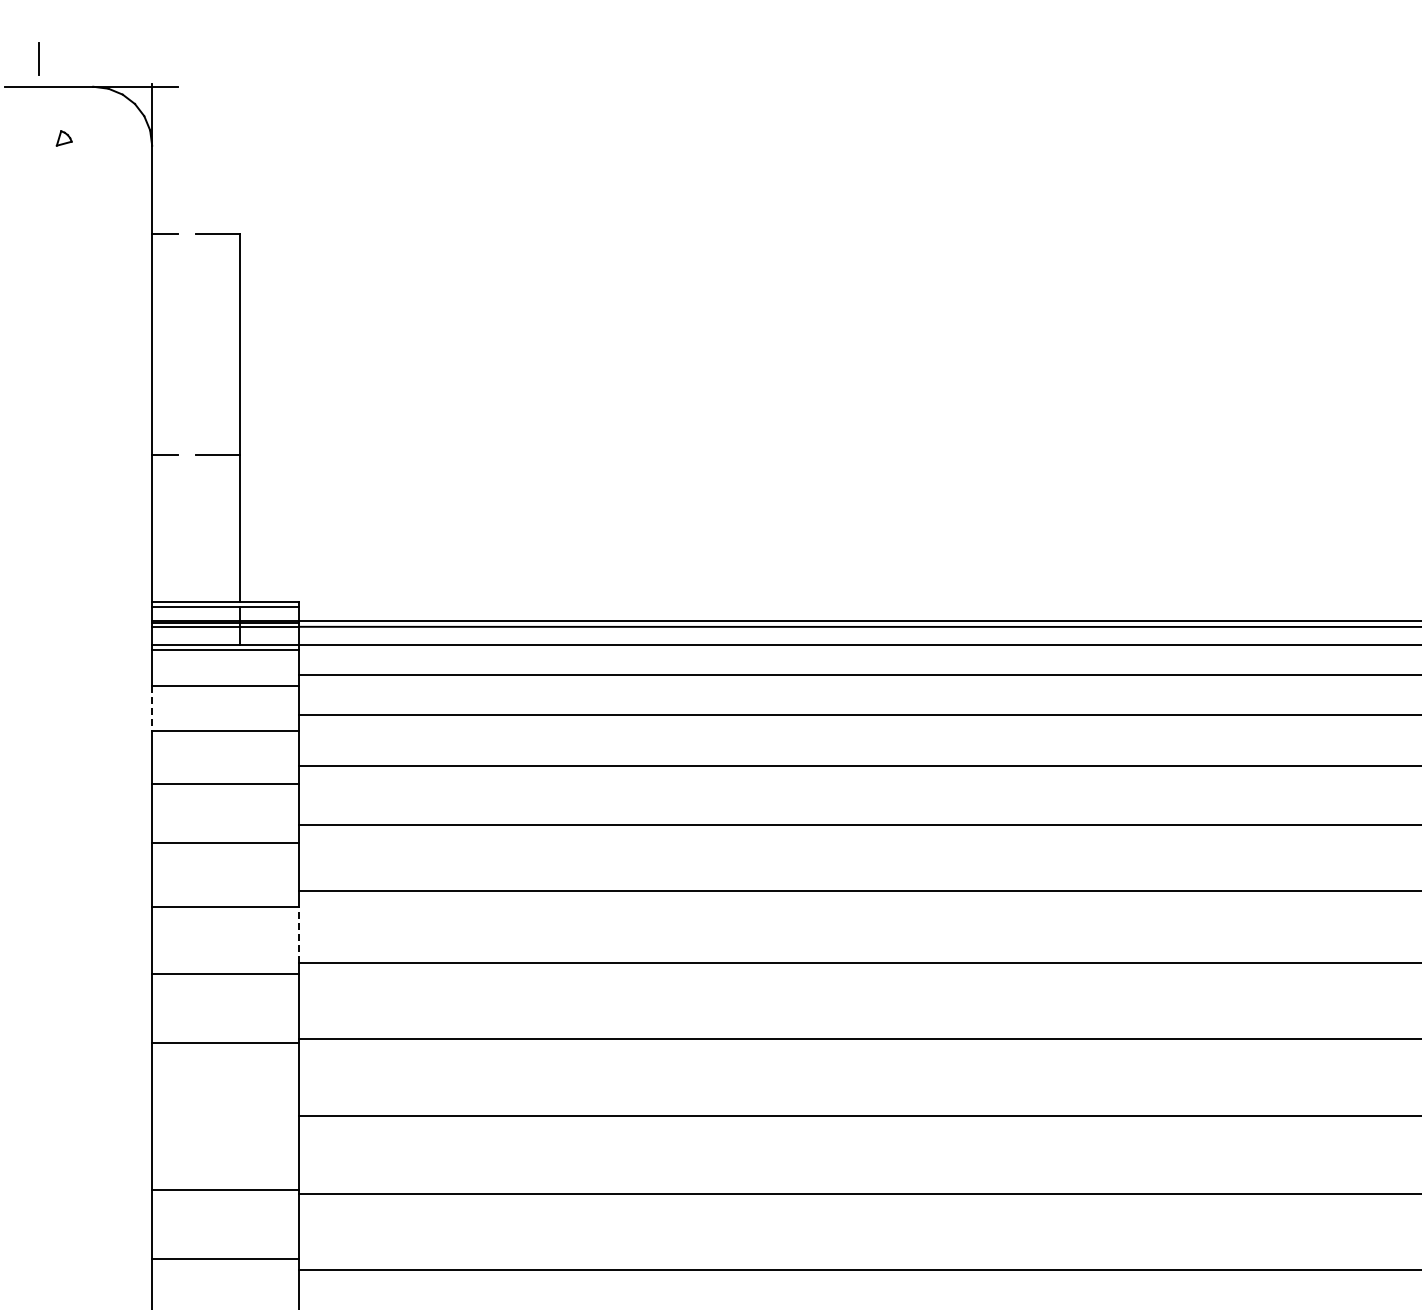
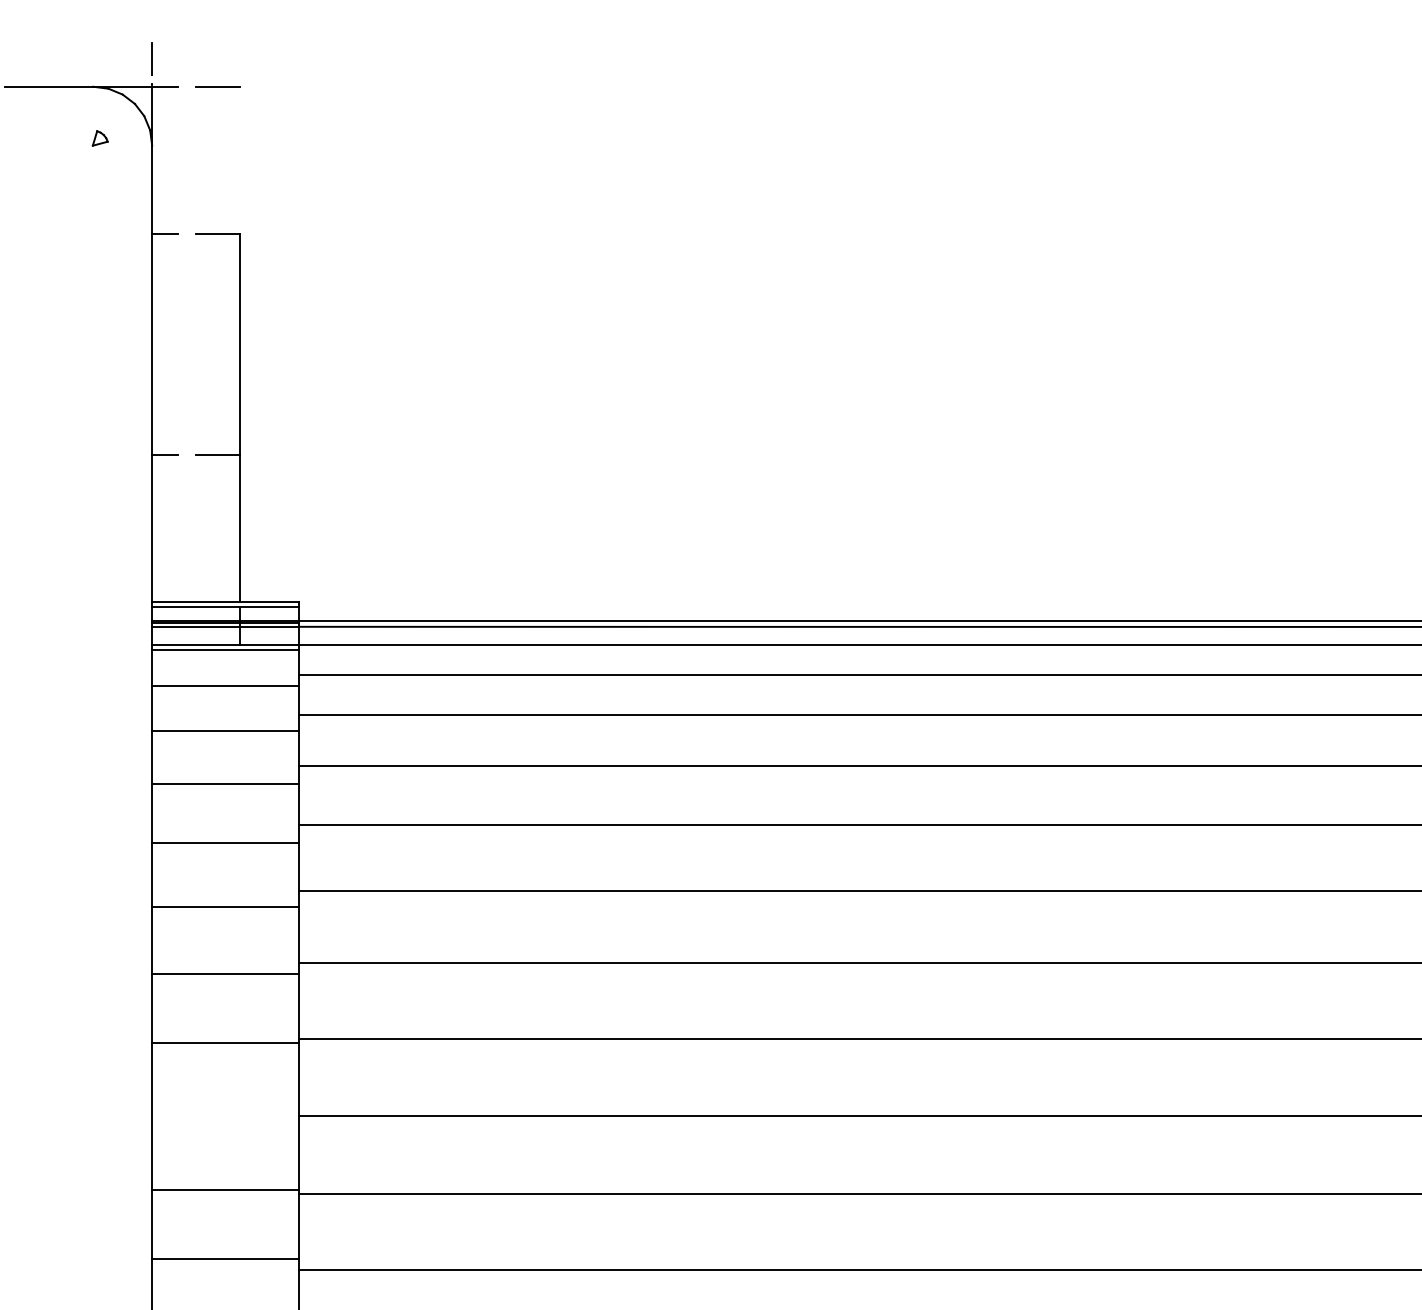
line position: (38, 58) -> (151, 58) (151, 58)
line: none -> present (218, 86)
part position: (63, 138) -> (99, 138) (99, 138)
line: dashed -> solid (152, 708)
line: dashed -> solid (299, 934)
